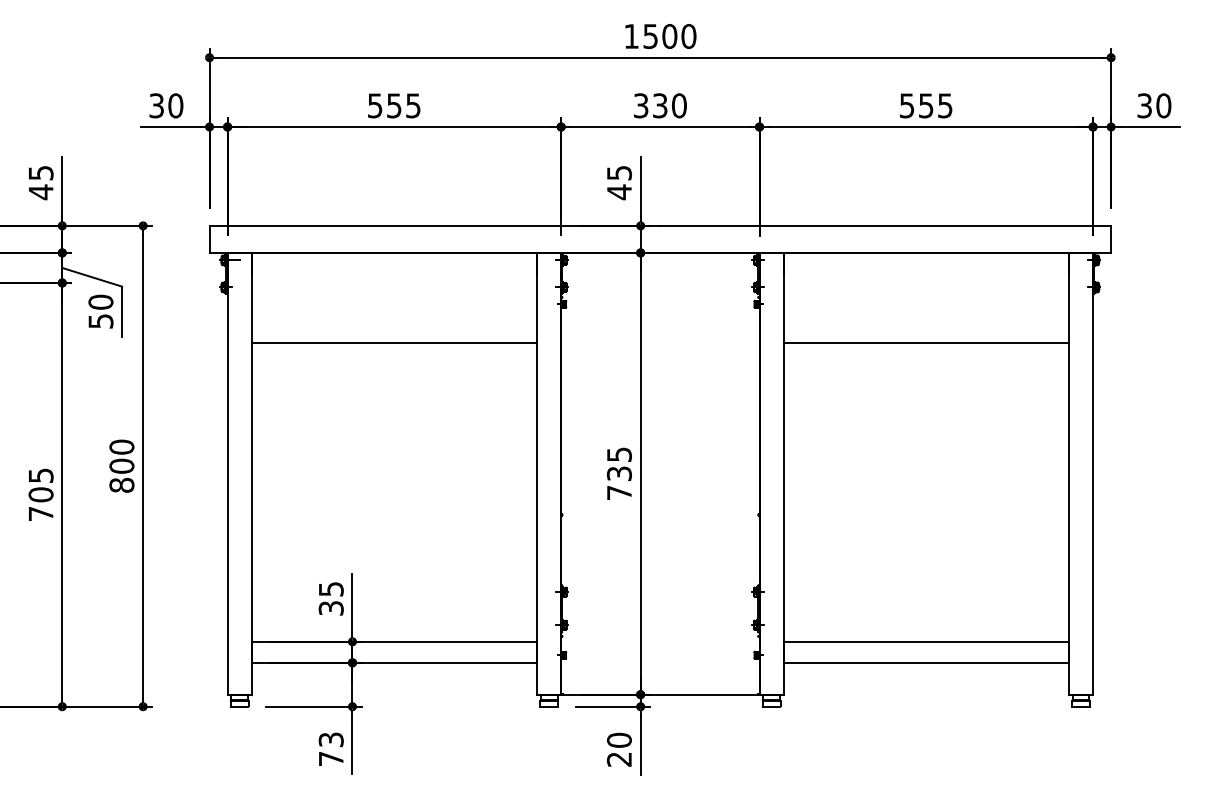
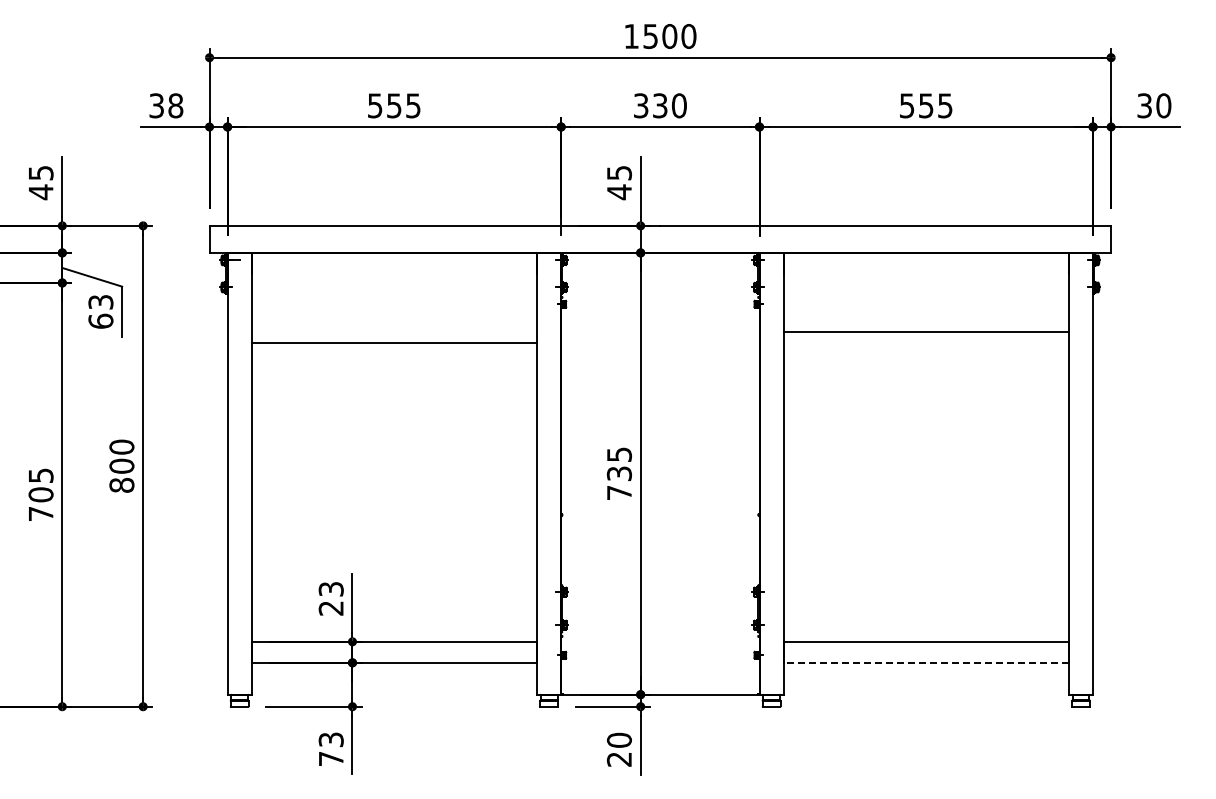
text: 30 -> 38 (175, 105)
text: 50 -> 63 (100, 311)
line position: (926, 343) -> (926, 332) (926, 332)
text: 35 -> 23 (330, 598)
line: solid -> dashed (926, 662)
